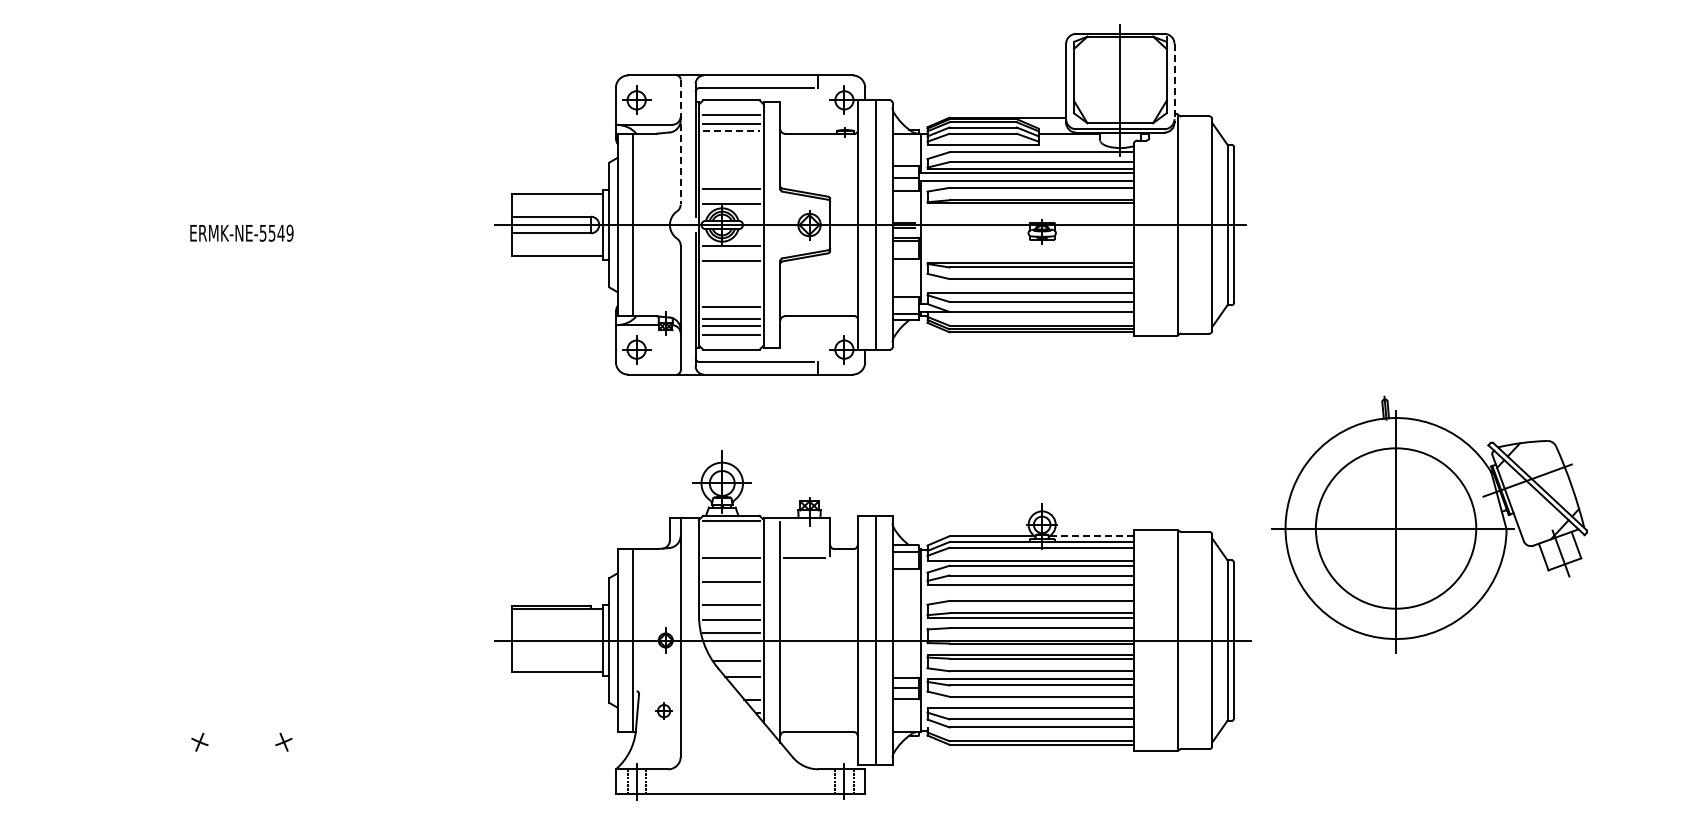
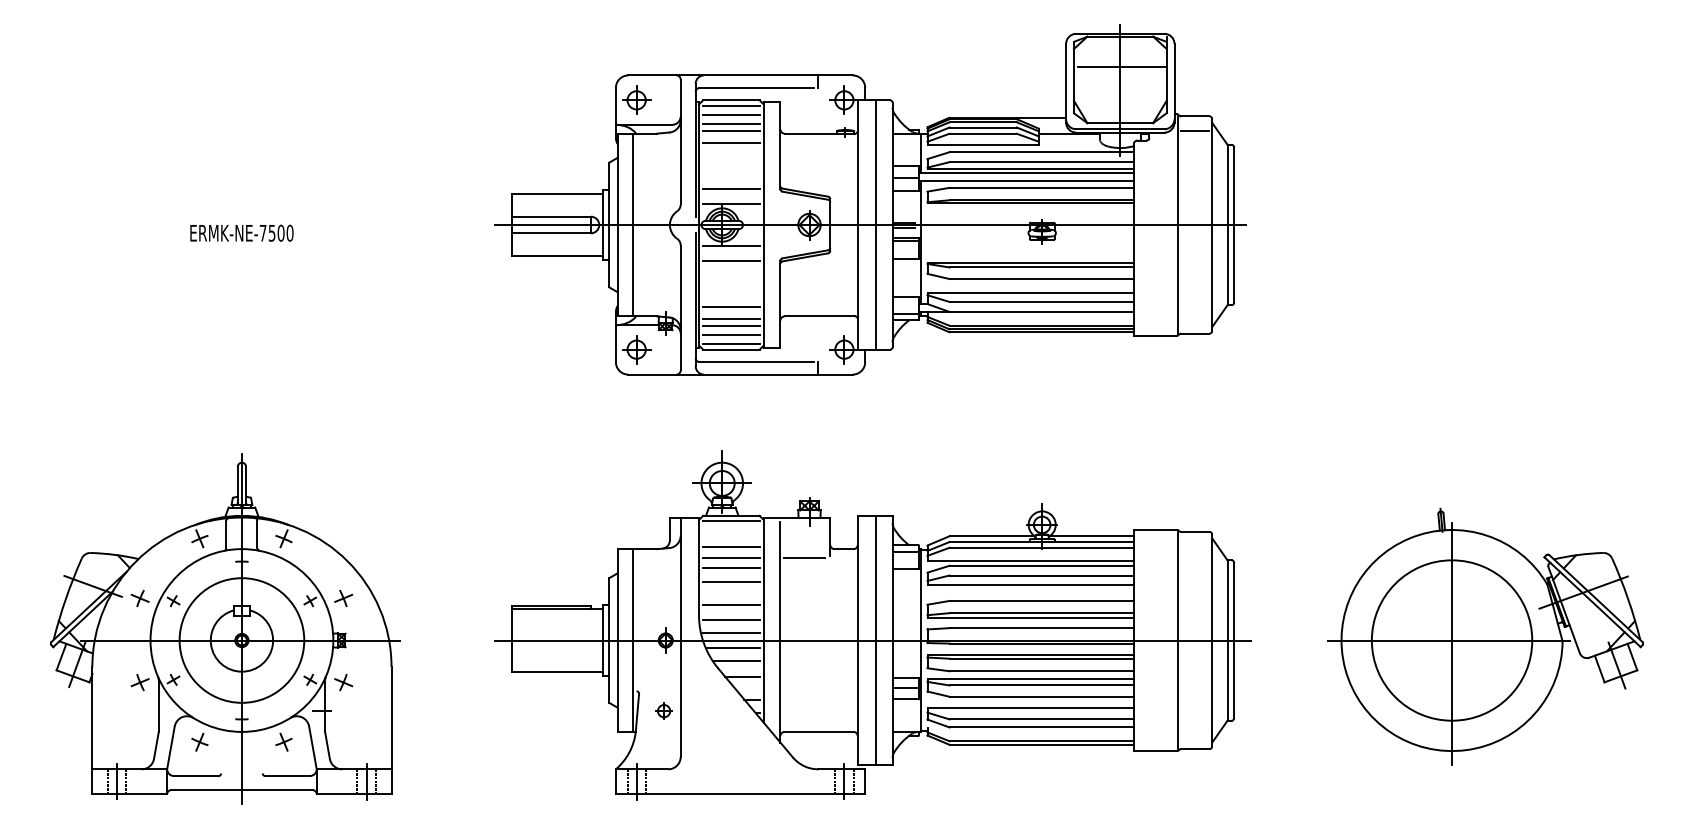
line: none -> present (1120, 67)
line: dashed -> solid (1174, 83)
line: none -> present (731, 105)
line: dashed -> solid (731, 131)
line: none -> present (1194, 131)
line: dashed -> solid (680, 142)
line: none -> present (731, 142)
text: ERMK-NE-5549 -> ERMK-NE-7500 (276, 232)
line: none -> present (731, 344)
part position: (1429, 524) -> (1485, 636) (1485, 636)
line: dashed -> solid (1091, 536)
line: none -> present (731, 546)
line: none -> present (731, 567)
part: none -> present (225, 628)
line: none -> present (732, 648)
